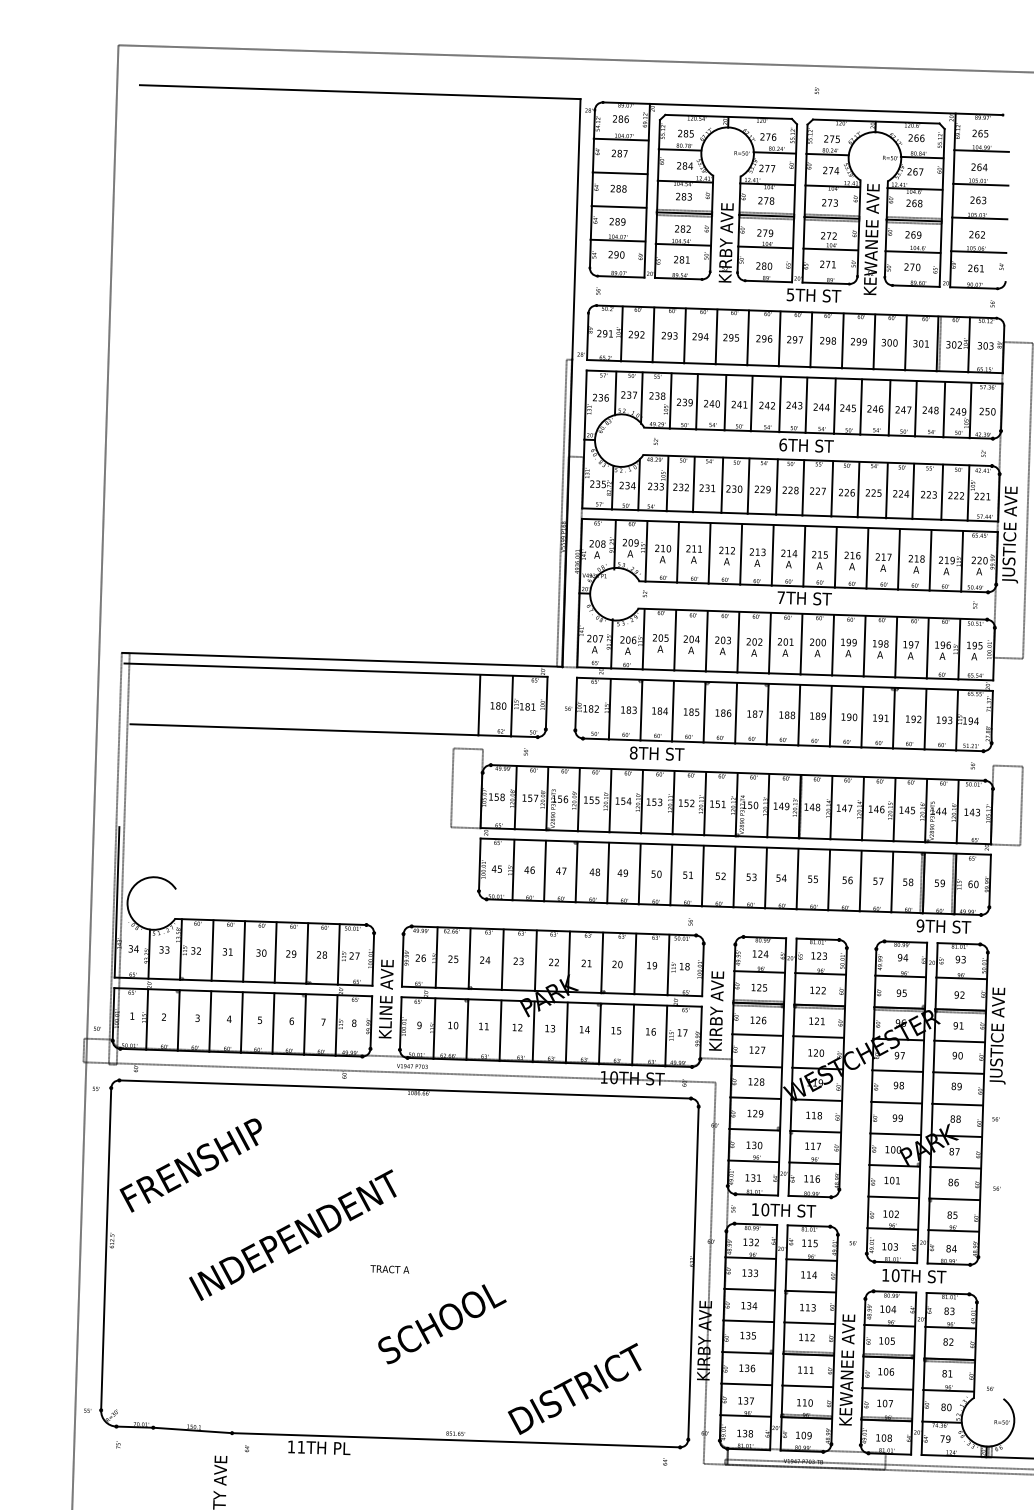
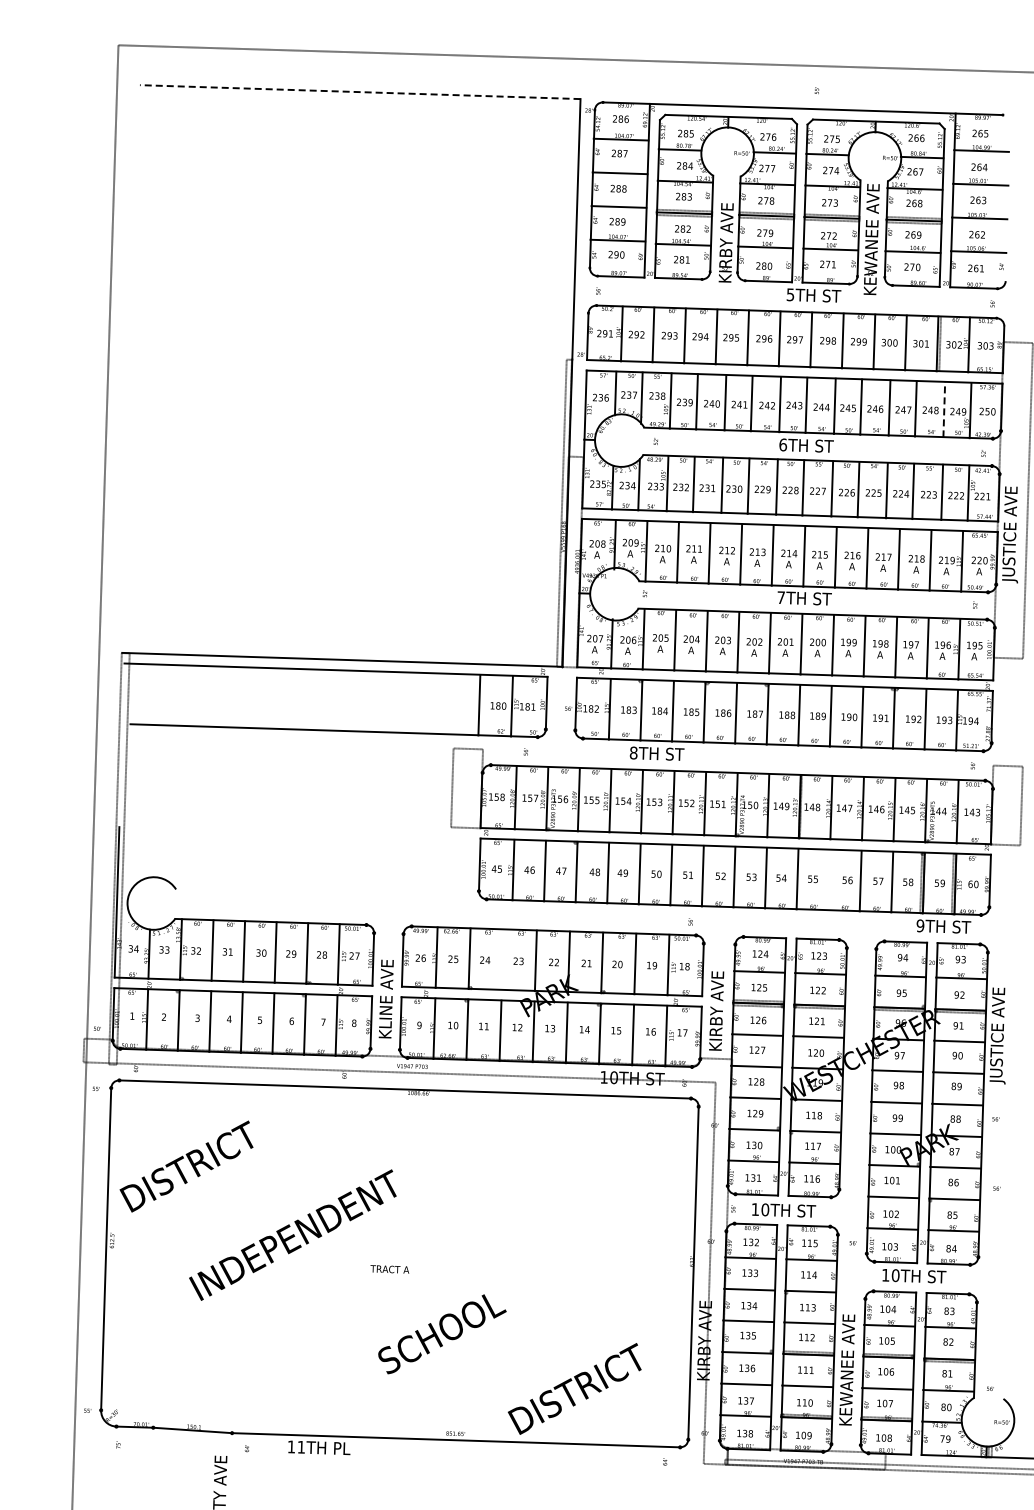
line: solid -> dashed (359, 92)
line: solid -> dashed (944, 409)
line: present -> none (829, 879)
line: present -> none (502, 959)
text: FRENSHIP -> DISTRICT (194, 1164)
text position: (442, 1324) -> (442, 1334) (442, 1334)
